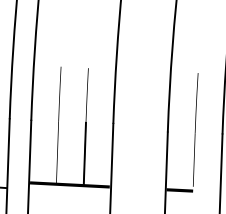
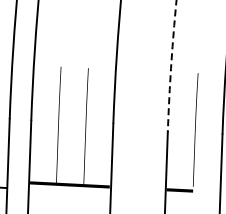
arc: solid -> dashed (171, 65)
line: present -> none (84, 153)
